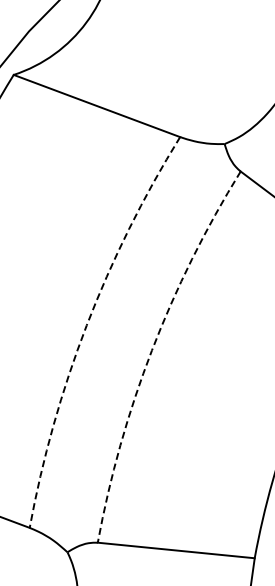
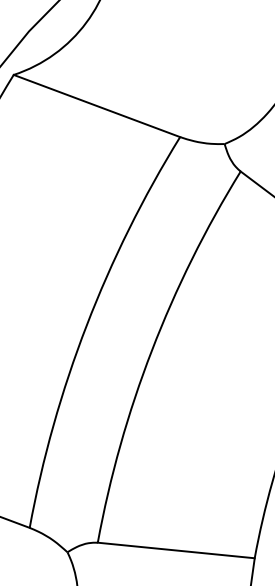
arc: dashed -> solid (86, 325)
arc: dashed -> solid (151, 350)
